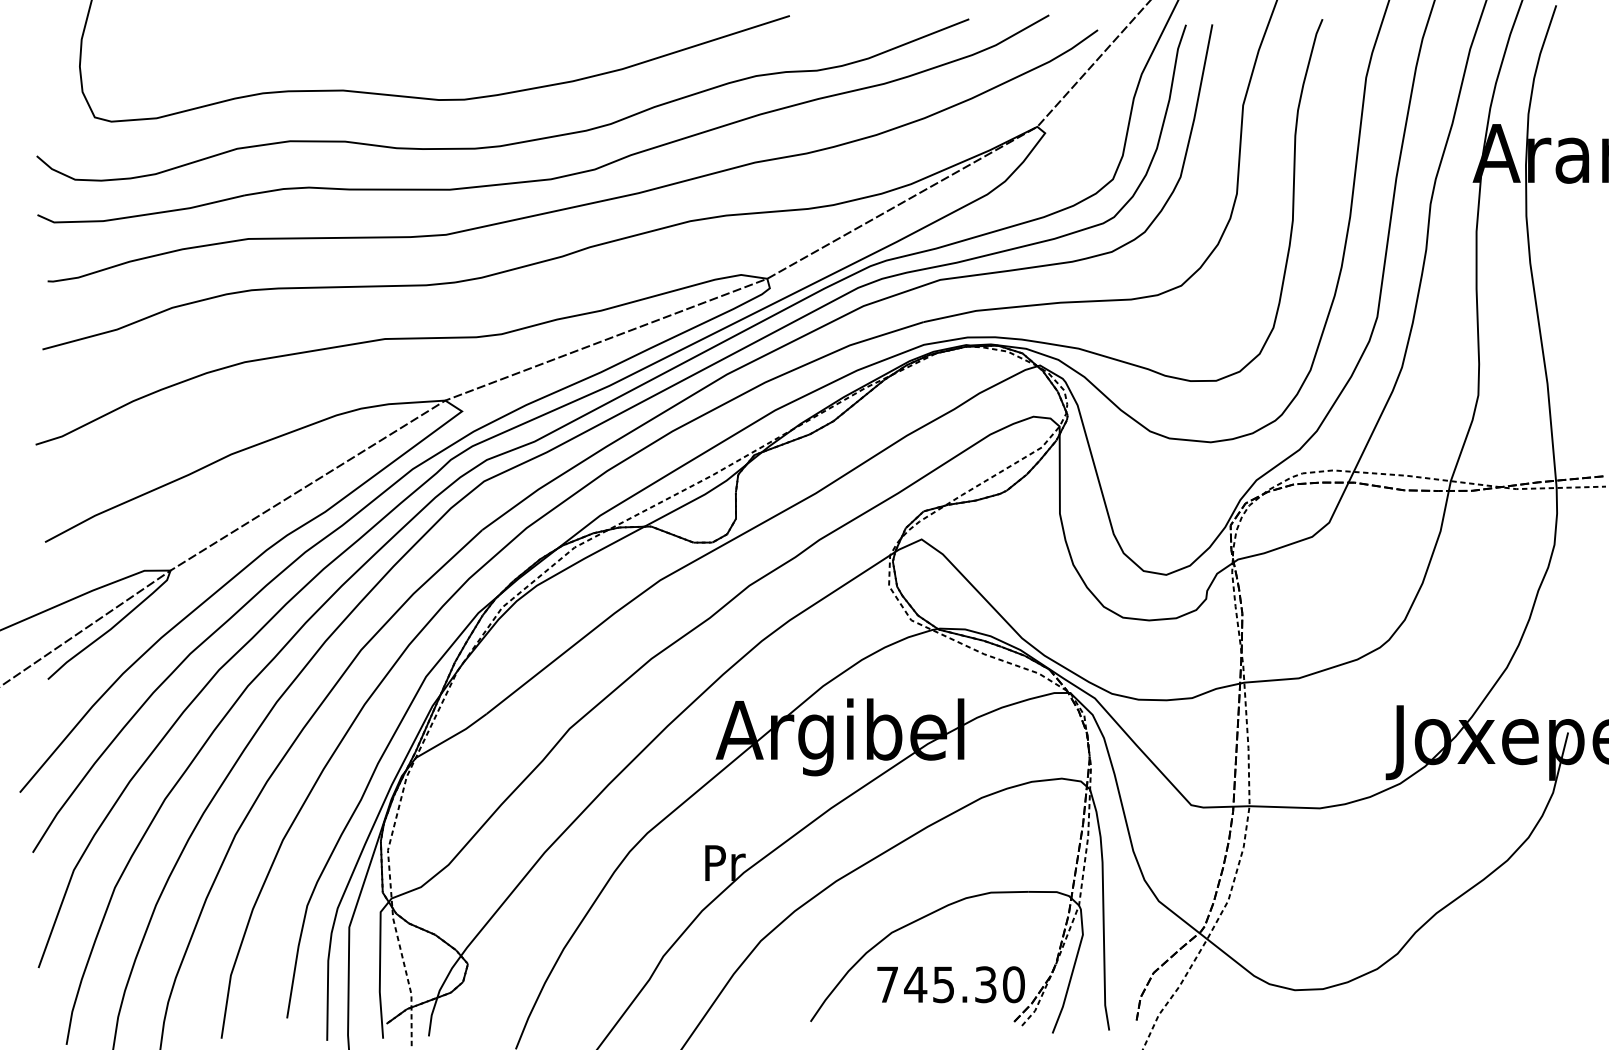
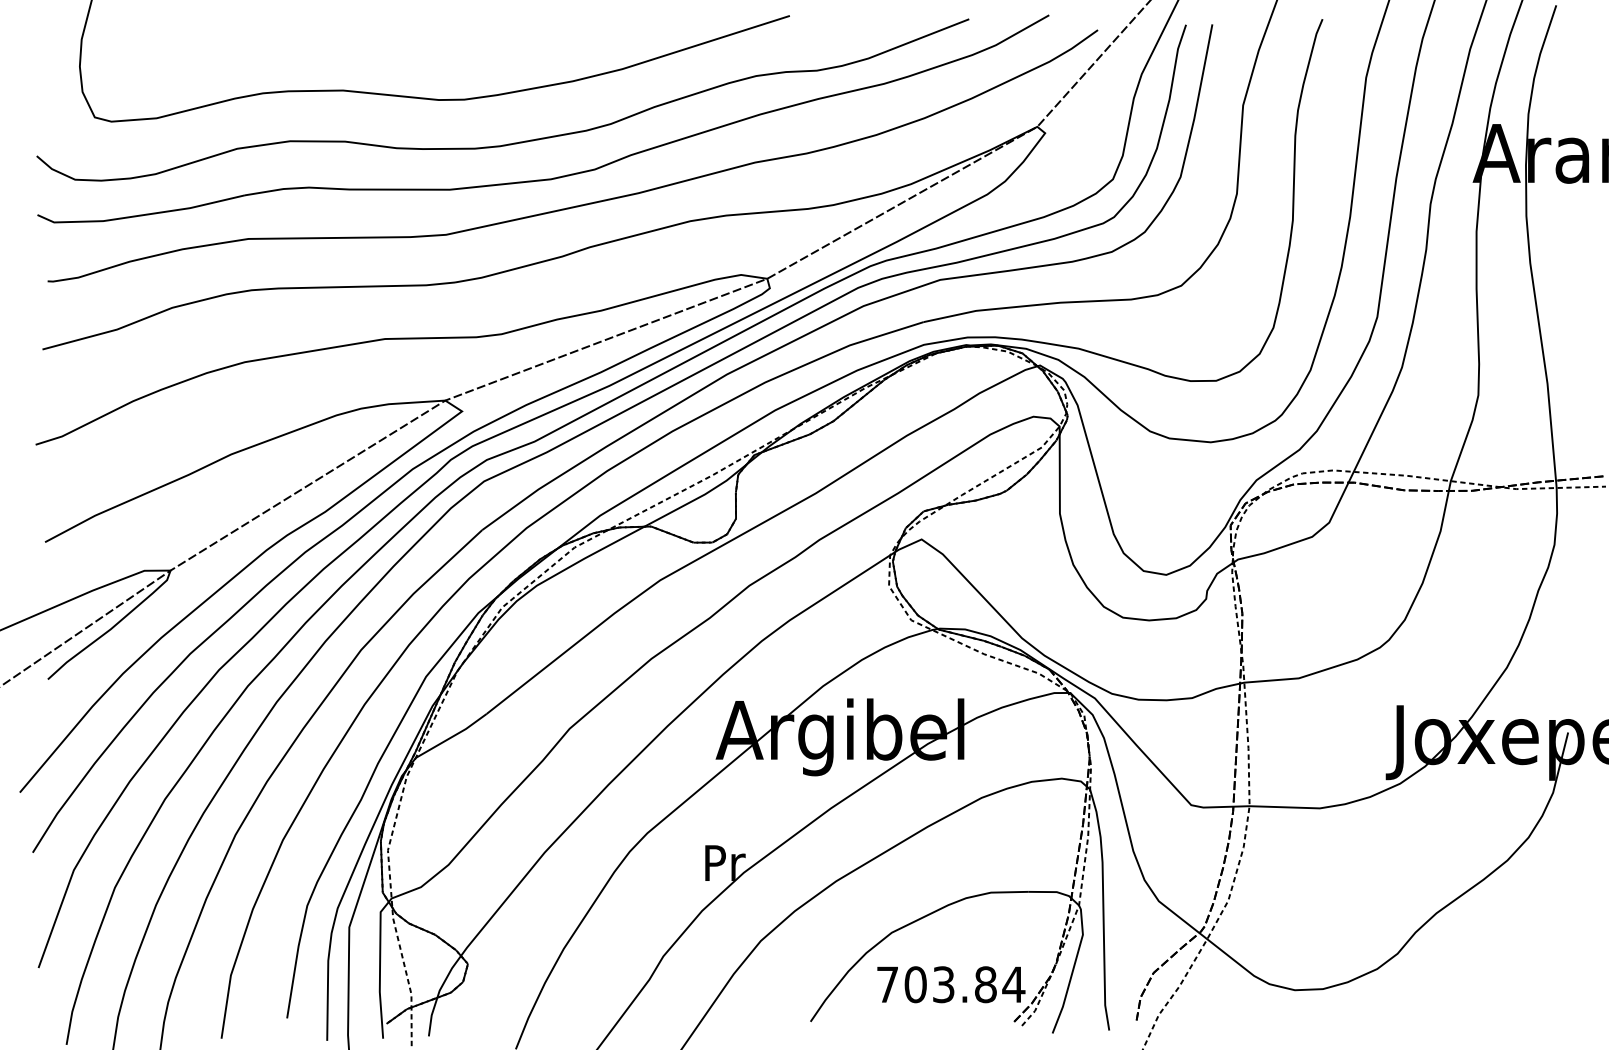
text: 745.30 -> 703.84 (964, 984)
